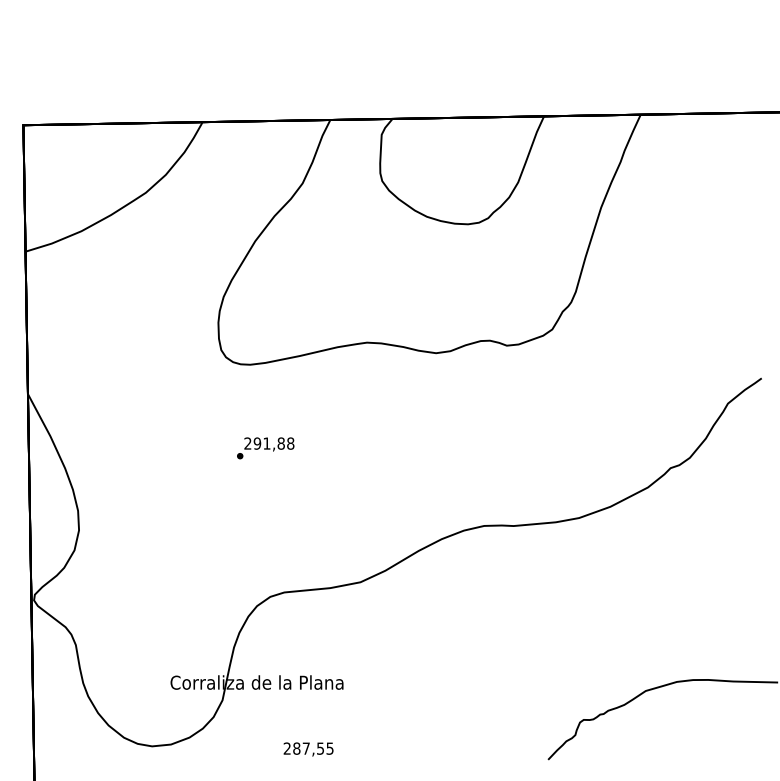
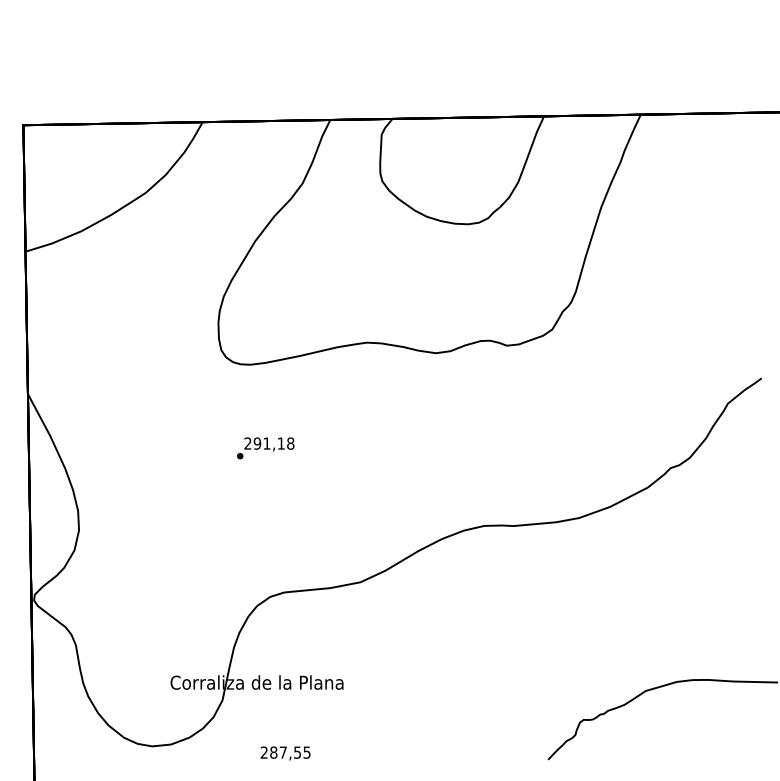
text: 291,88 -> 291,18 (280, 443)
text position: (308, 749) -> (285, 753) (285, 753)
